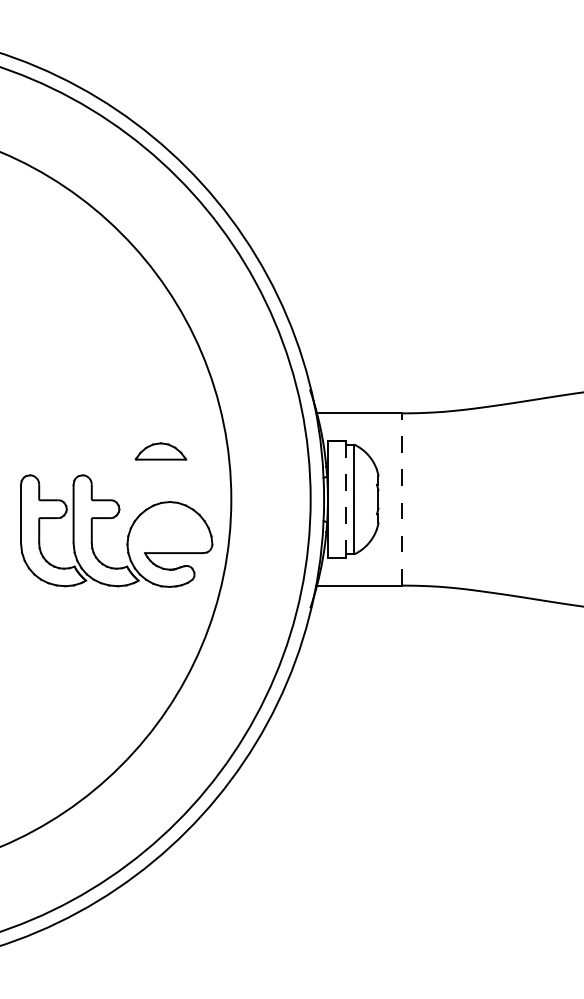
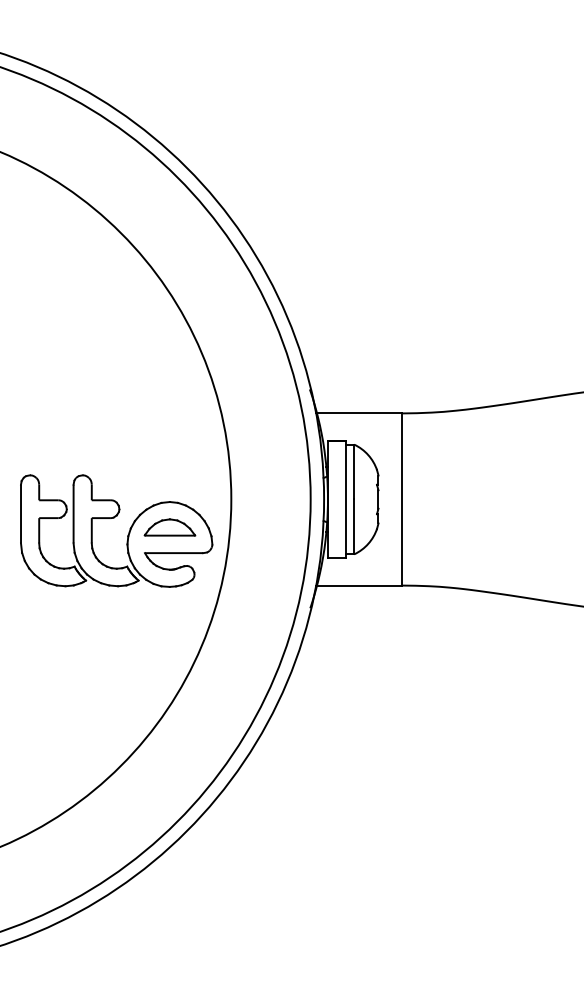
part position: (160, 451) -> (169, 527) (169, 527)
line: dashed -> solid (346, 499)
line: dashed -> solid (402, 499)
